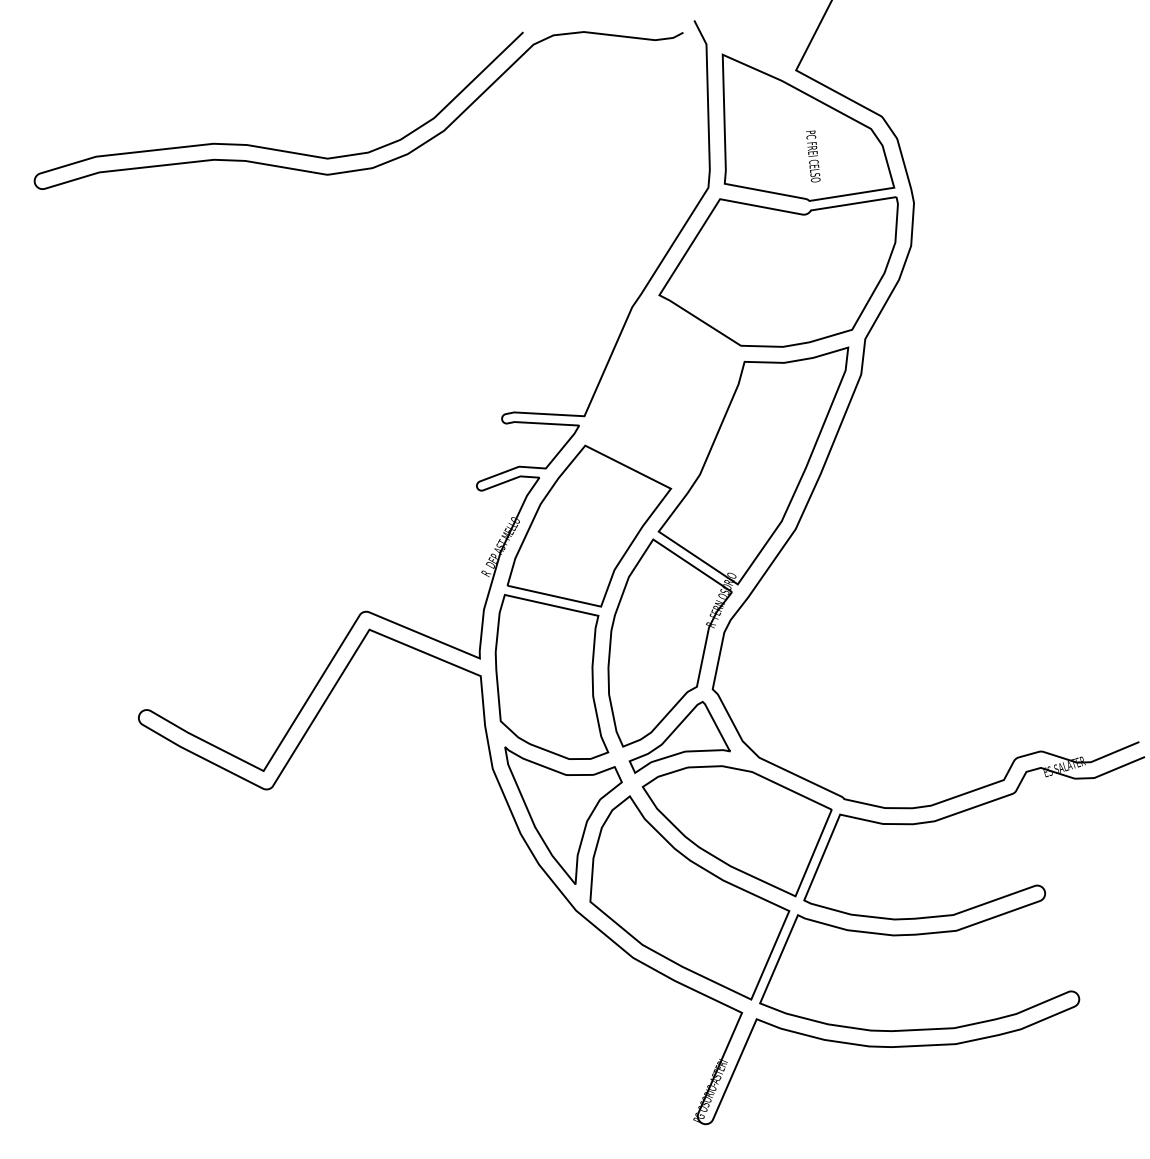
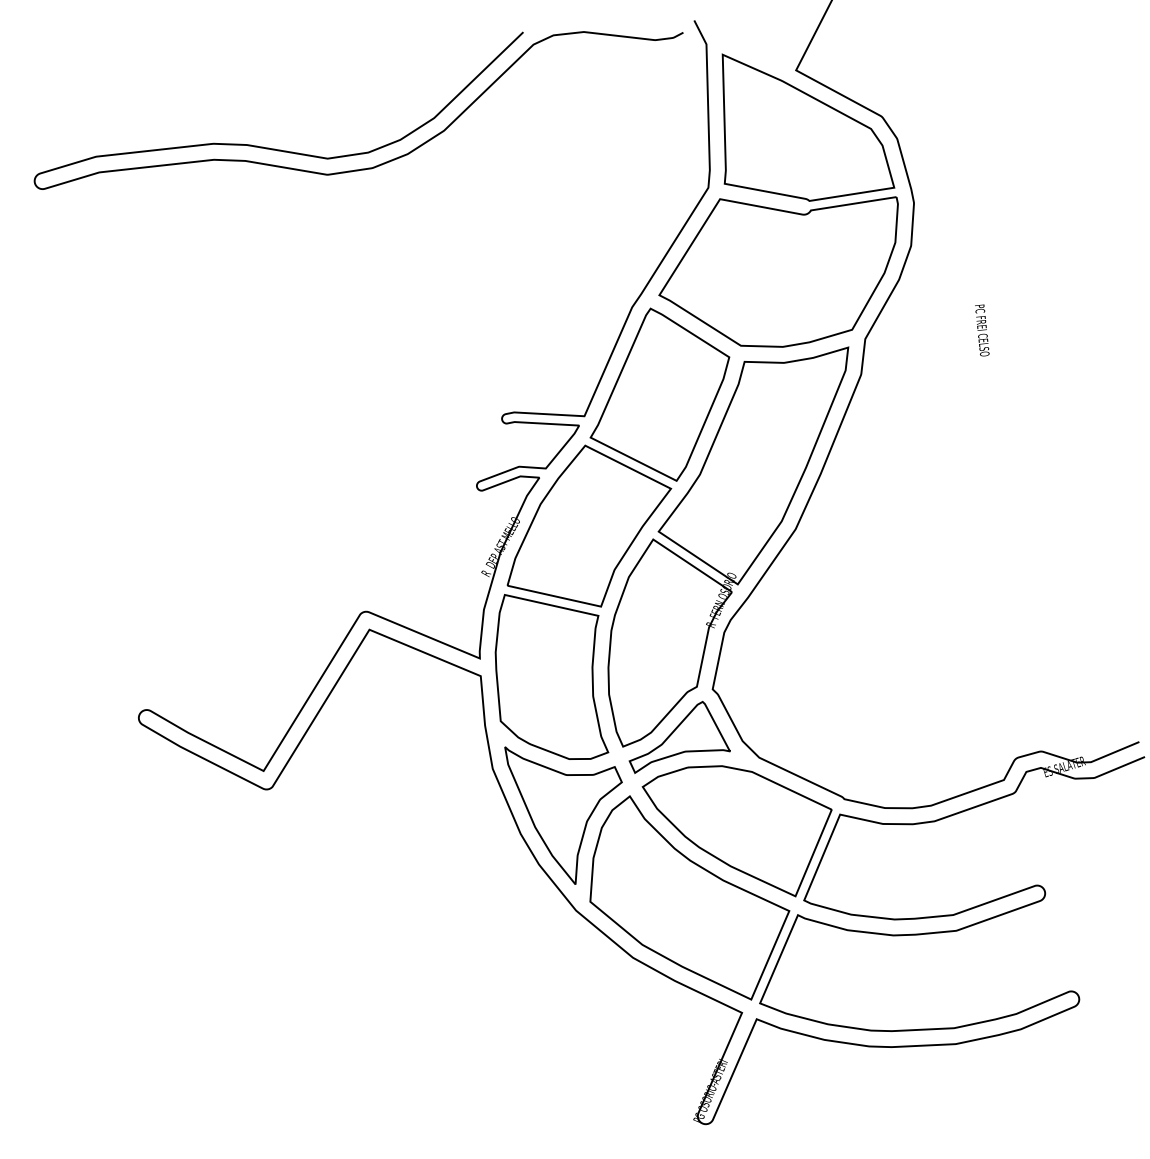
text position: (813, 156) -> (982, 330) (982, 330)
part: none -> present (659, 394)
